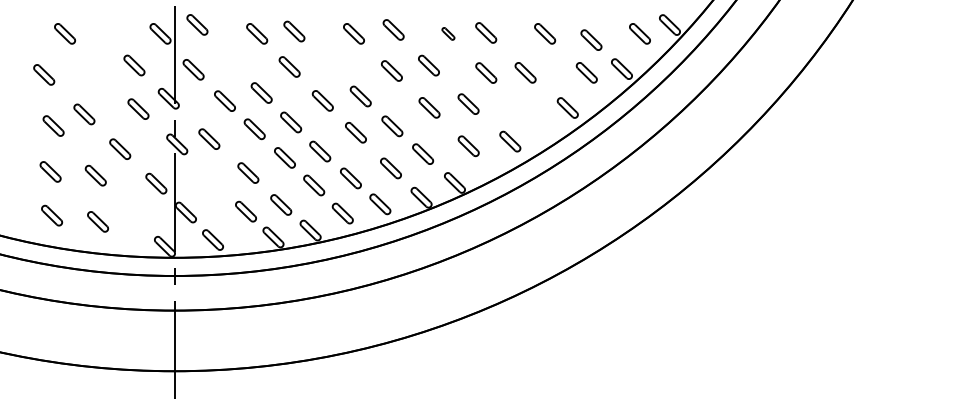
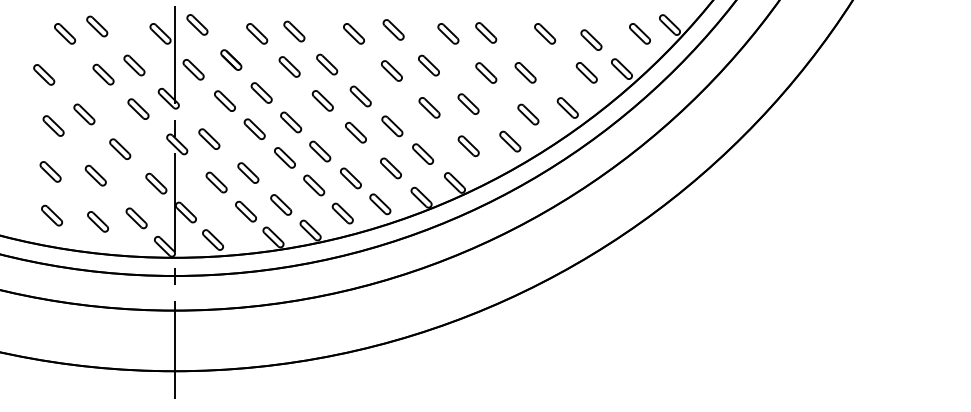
part: none -> present (97, 26)
part size: 15x14 px -> 23x22 px (448, 33)
part: none -> present (231, 59)
part: none -> present (327, 64)
part: none -> present (103, 74)
part: none -> present (528, 114)
part: none -> present (216, 182)
part: none -> present (136, 218)
